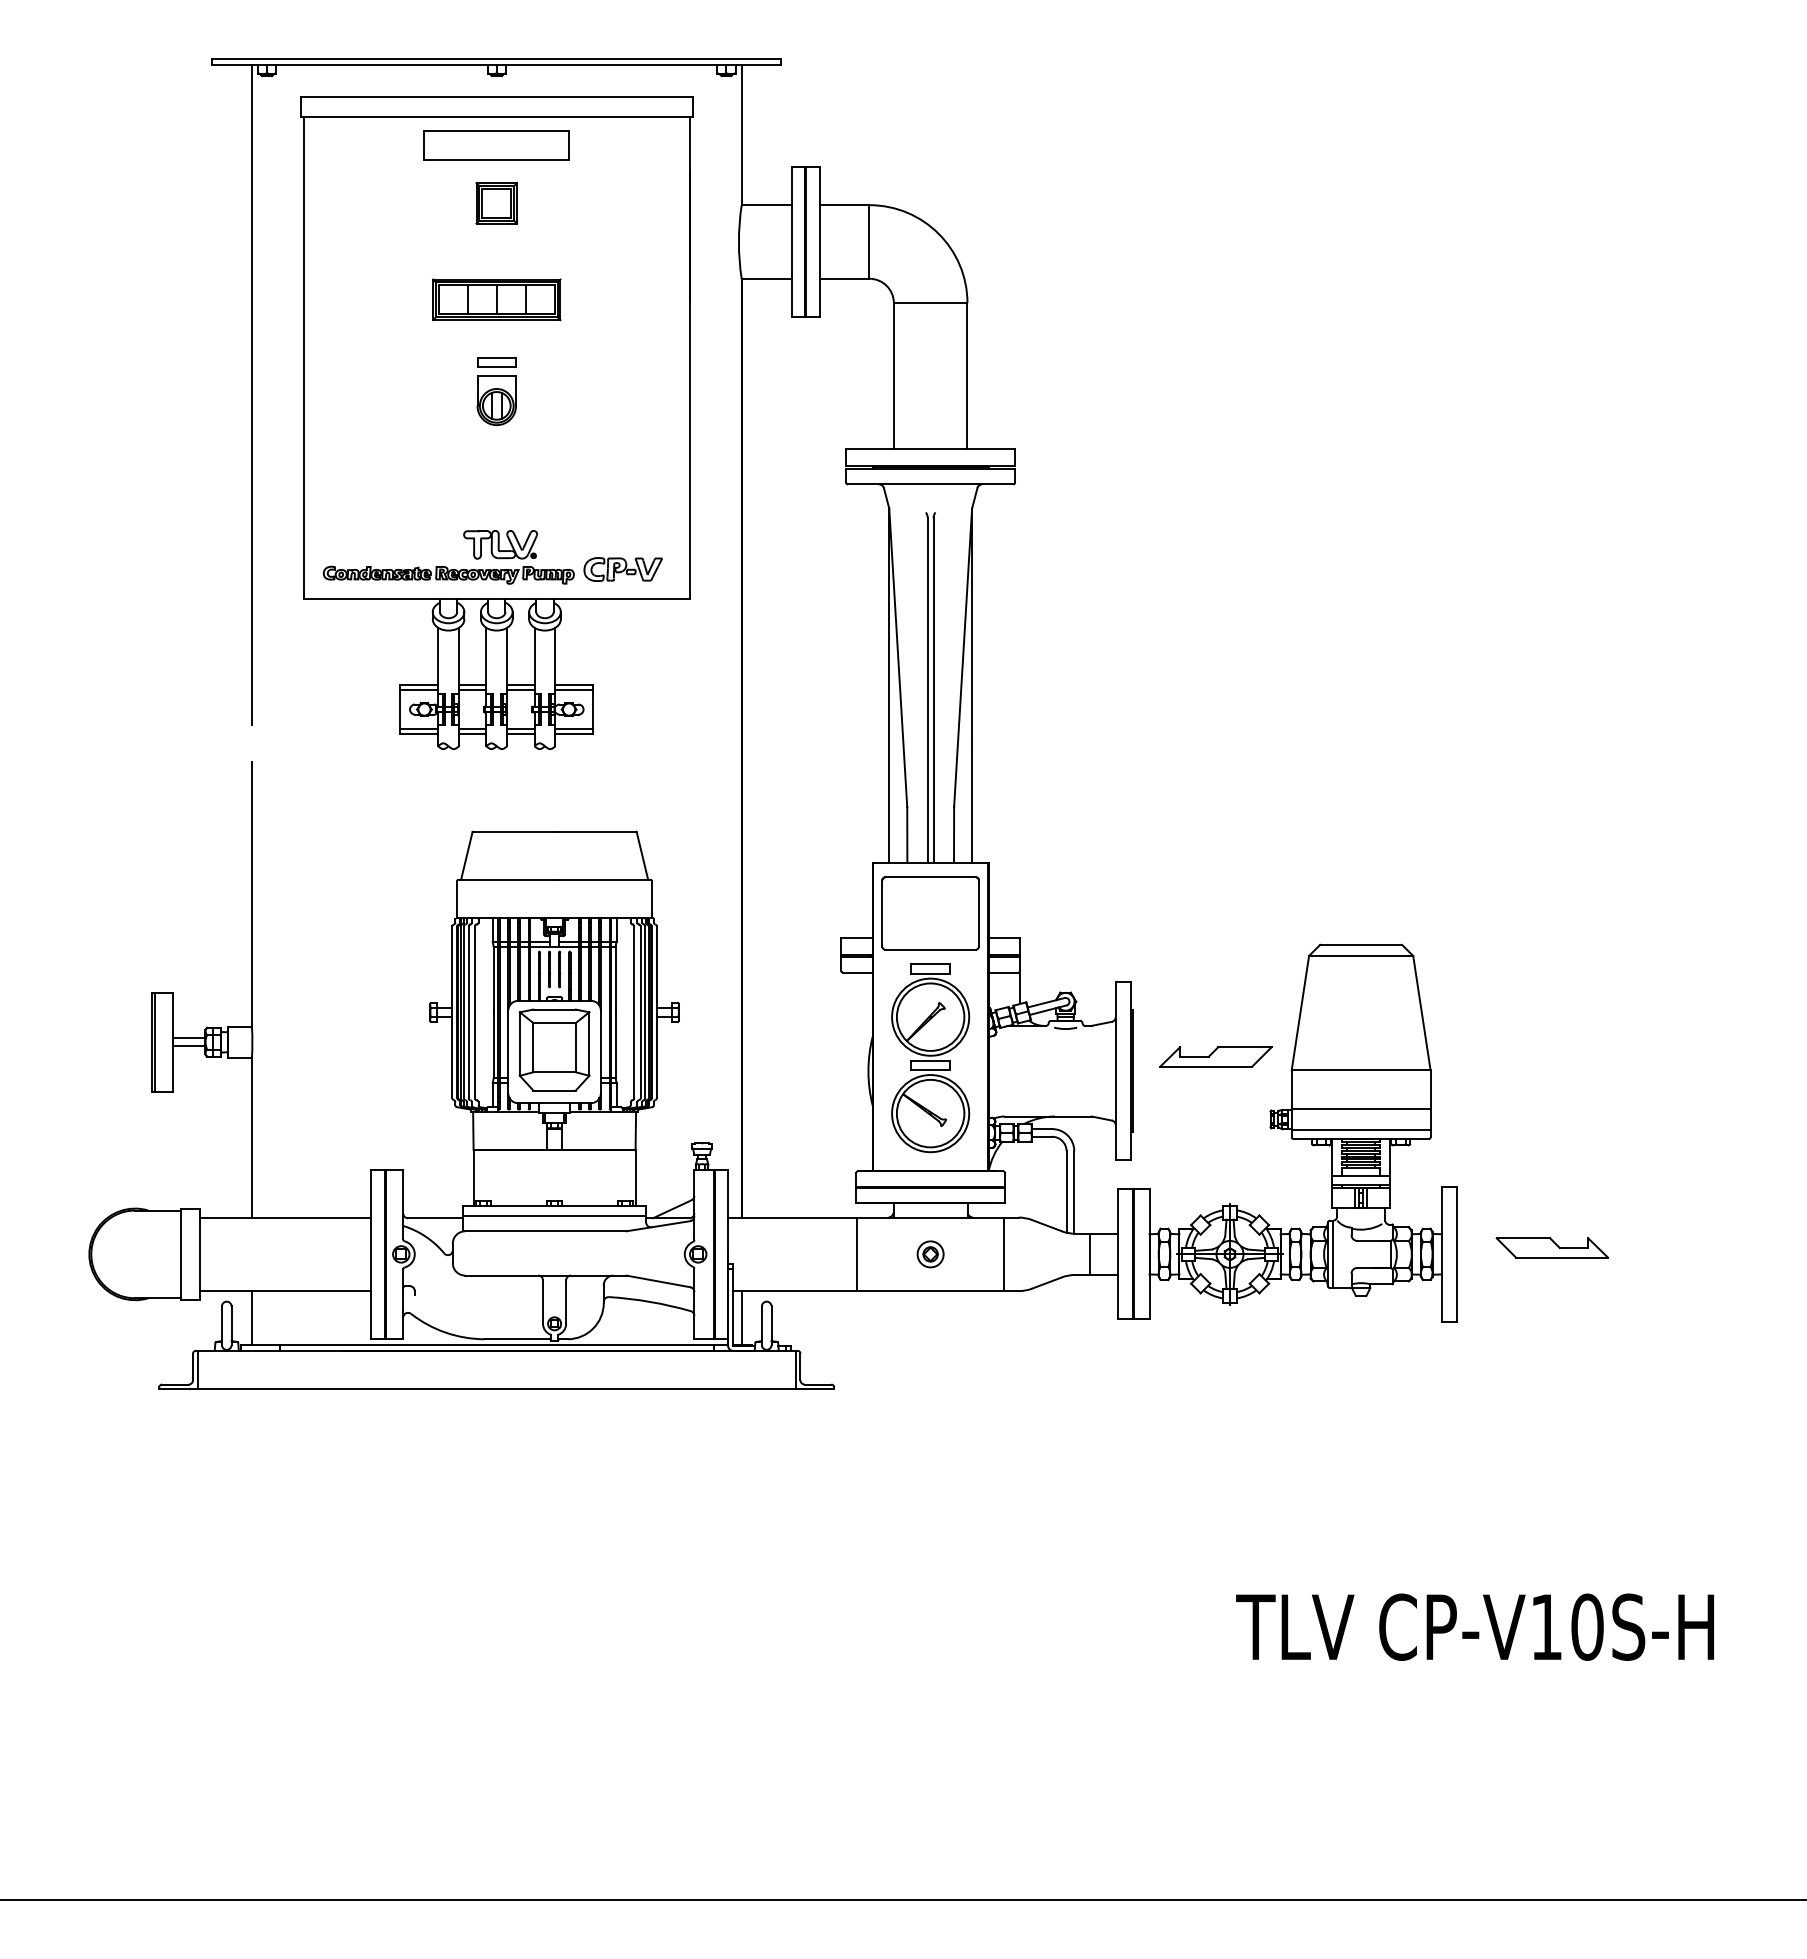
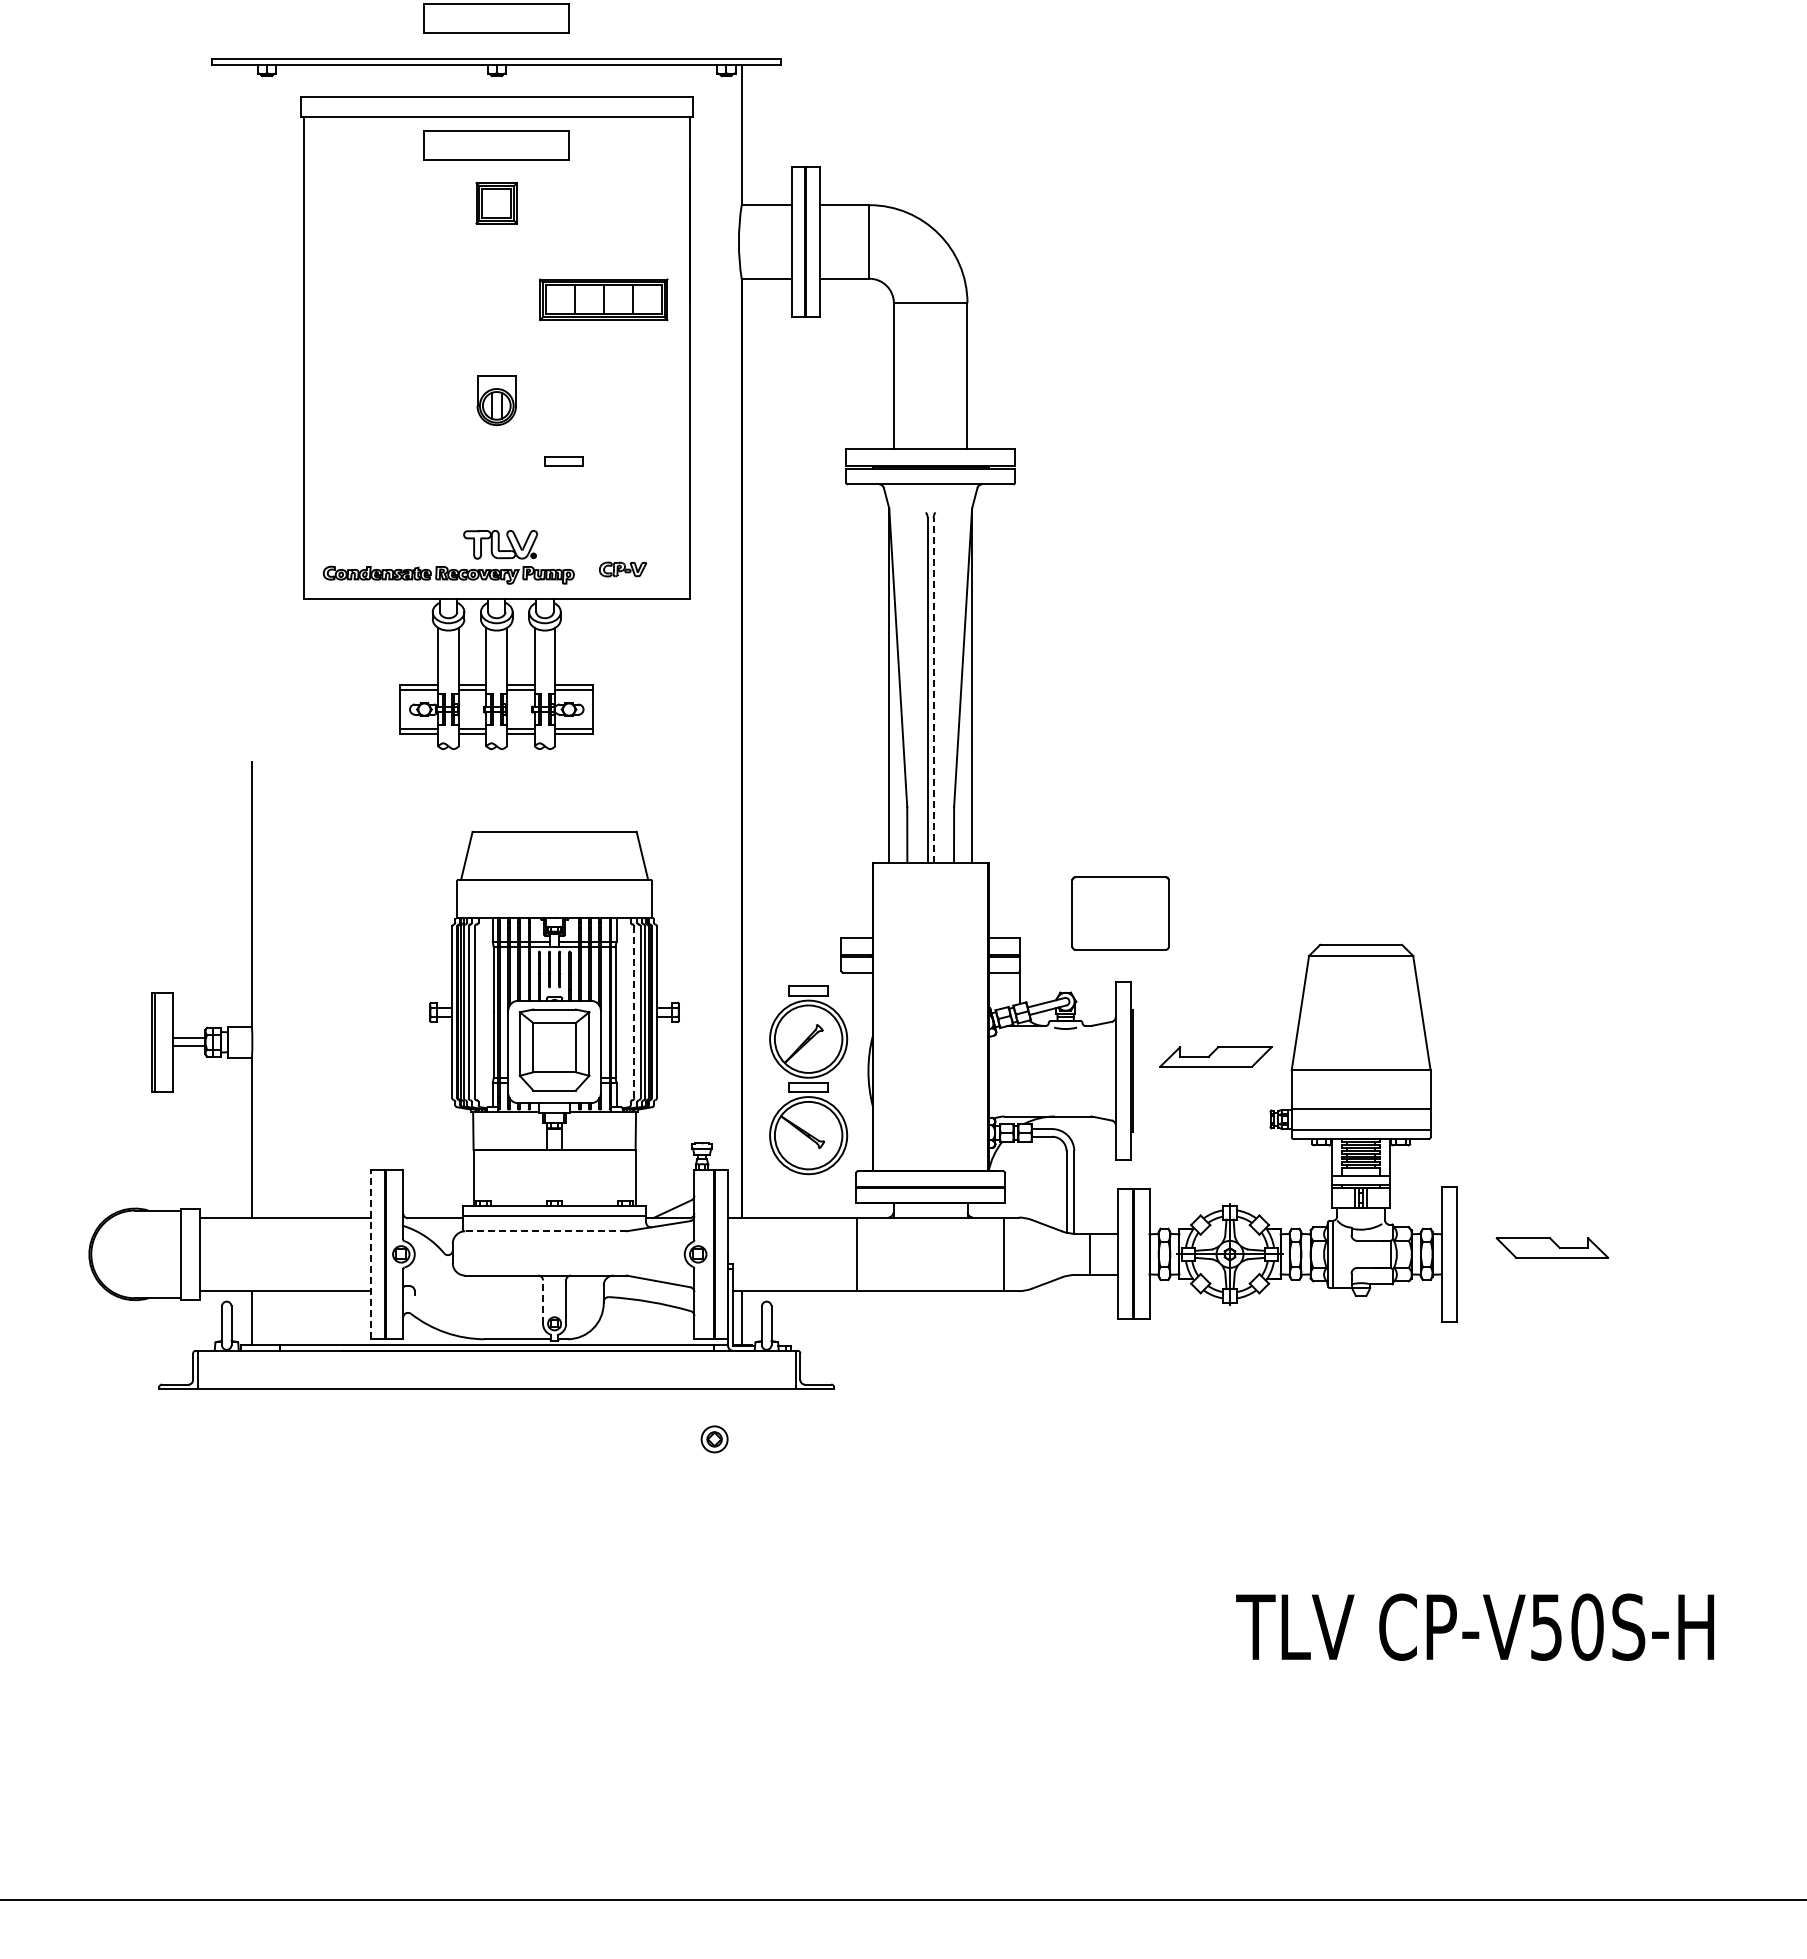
part: none -> present (496, 18)
part position: (496, 299) -> (603, 299) (603, 299)
part position: (496, 362) -> (563, 461) (563, 461)
line: present -> none (251, 394)
part size: 80x25 px -> 49x17 px (623, 569)
line: solid -> dashed (933, 690)
part position: (930, 913) -> (1120, 913) (1120, 913)
line: solid -> dashed (634, 1012)
part position: (930, 1058) -> (808, 1080) (808, 1080)
line: solid -> dashed (545, 1231)
line: solid -> dashed (371, 1253)
part position: (930, 1254) -> (714, 1439) (714, 1439)
line: solid -> dashed (543, 1302)
text: CP-V10S-H -> CP-V50S-H (1546, 1627)
